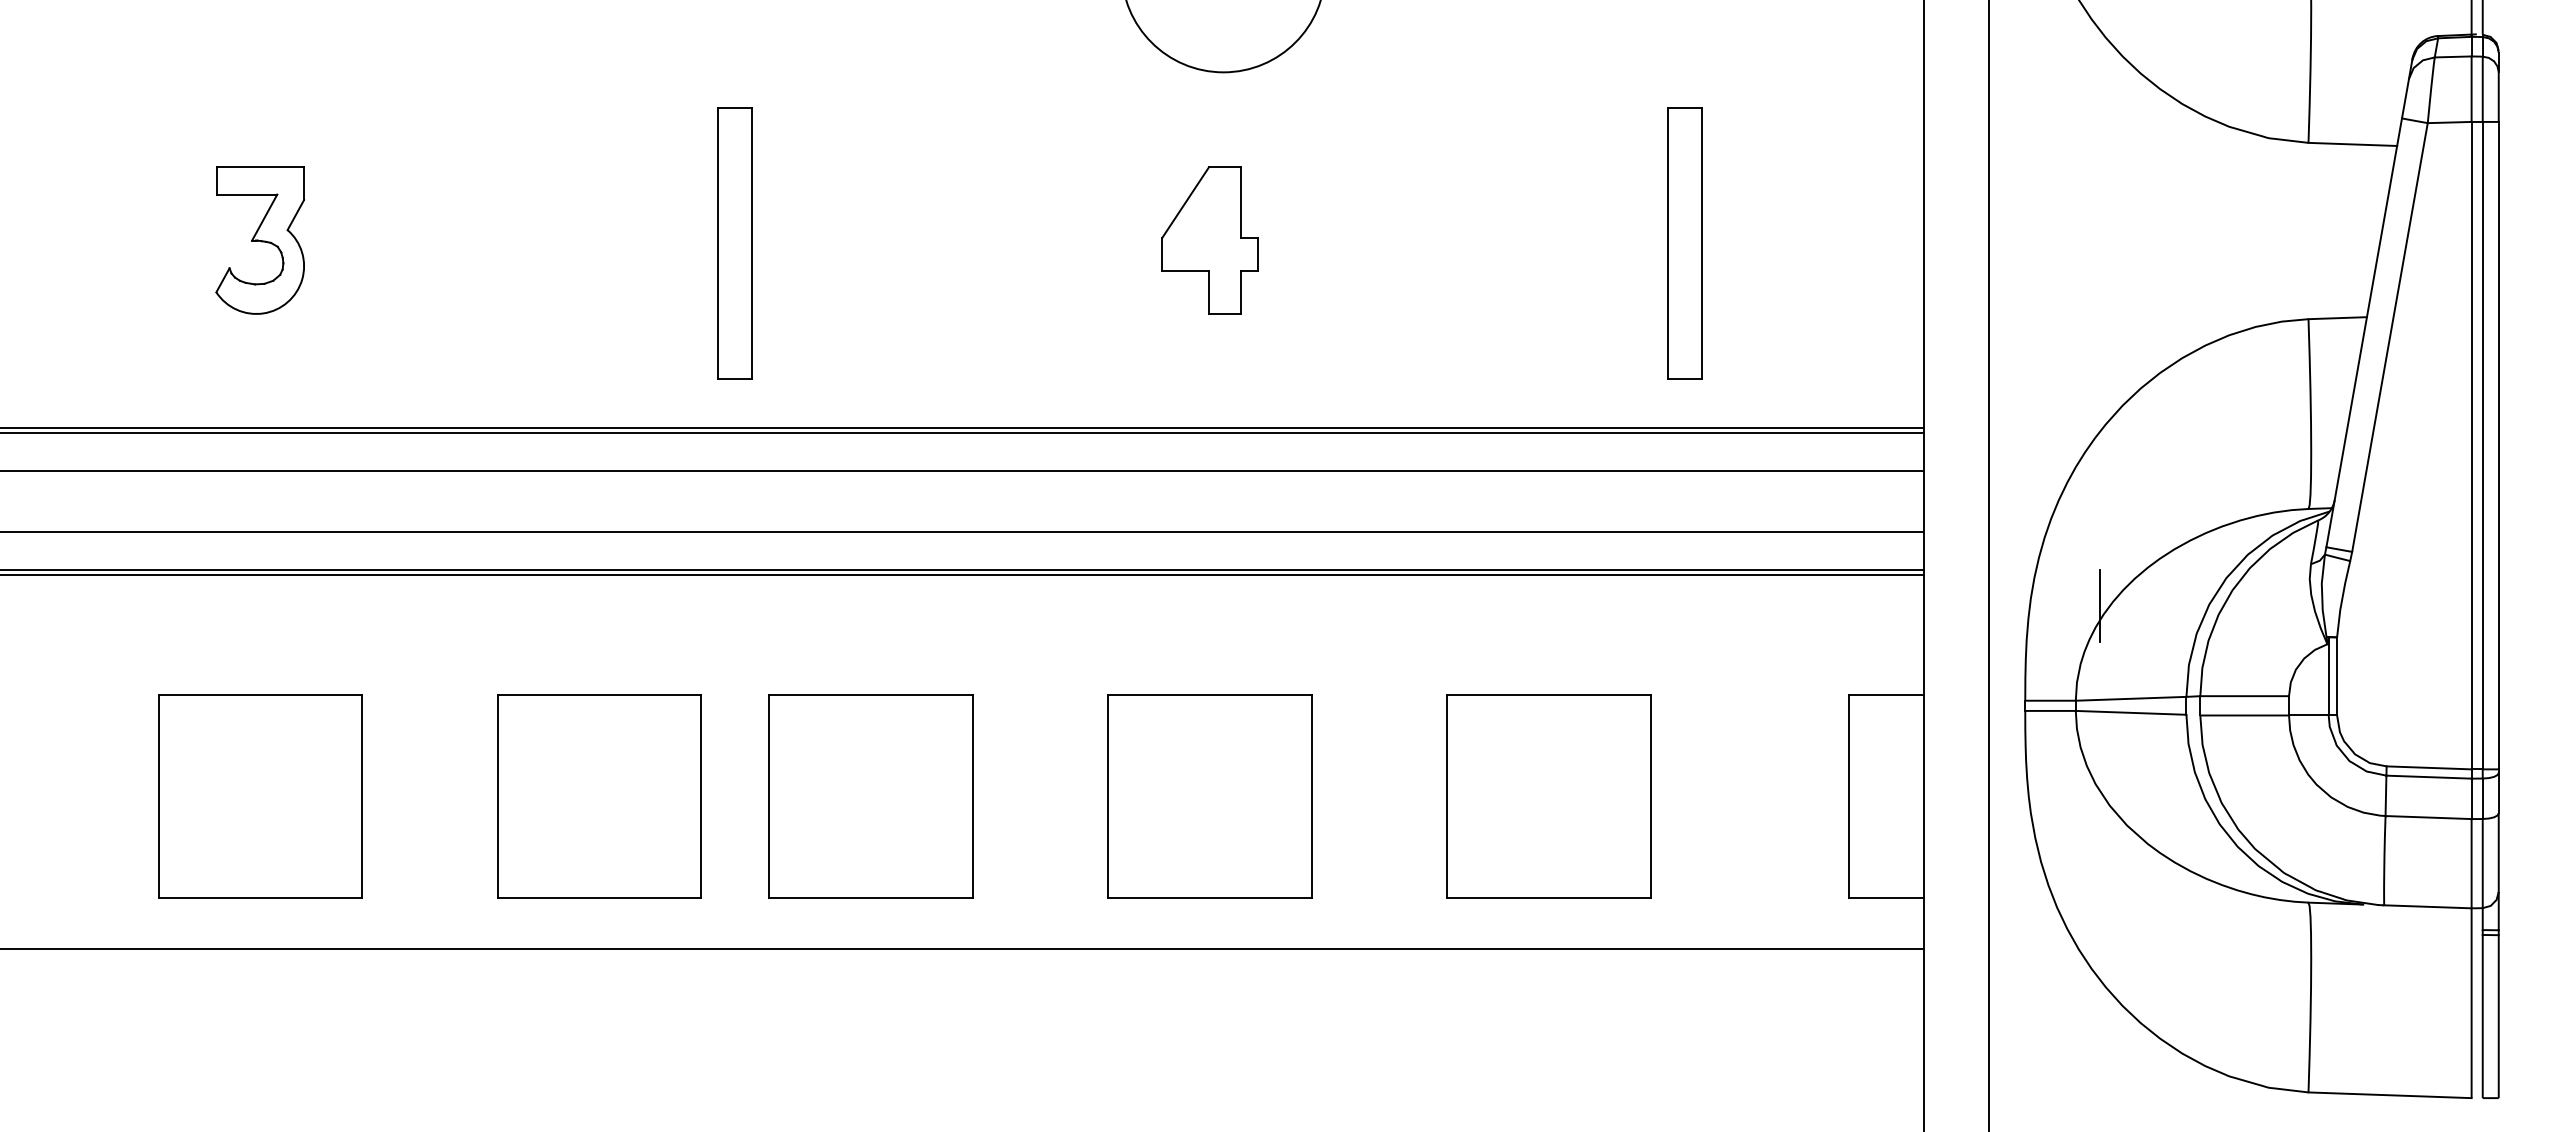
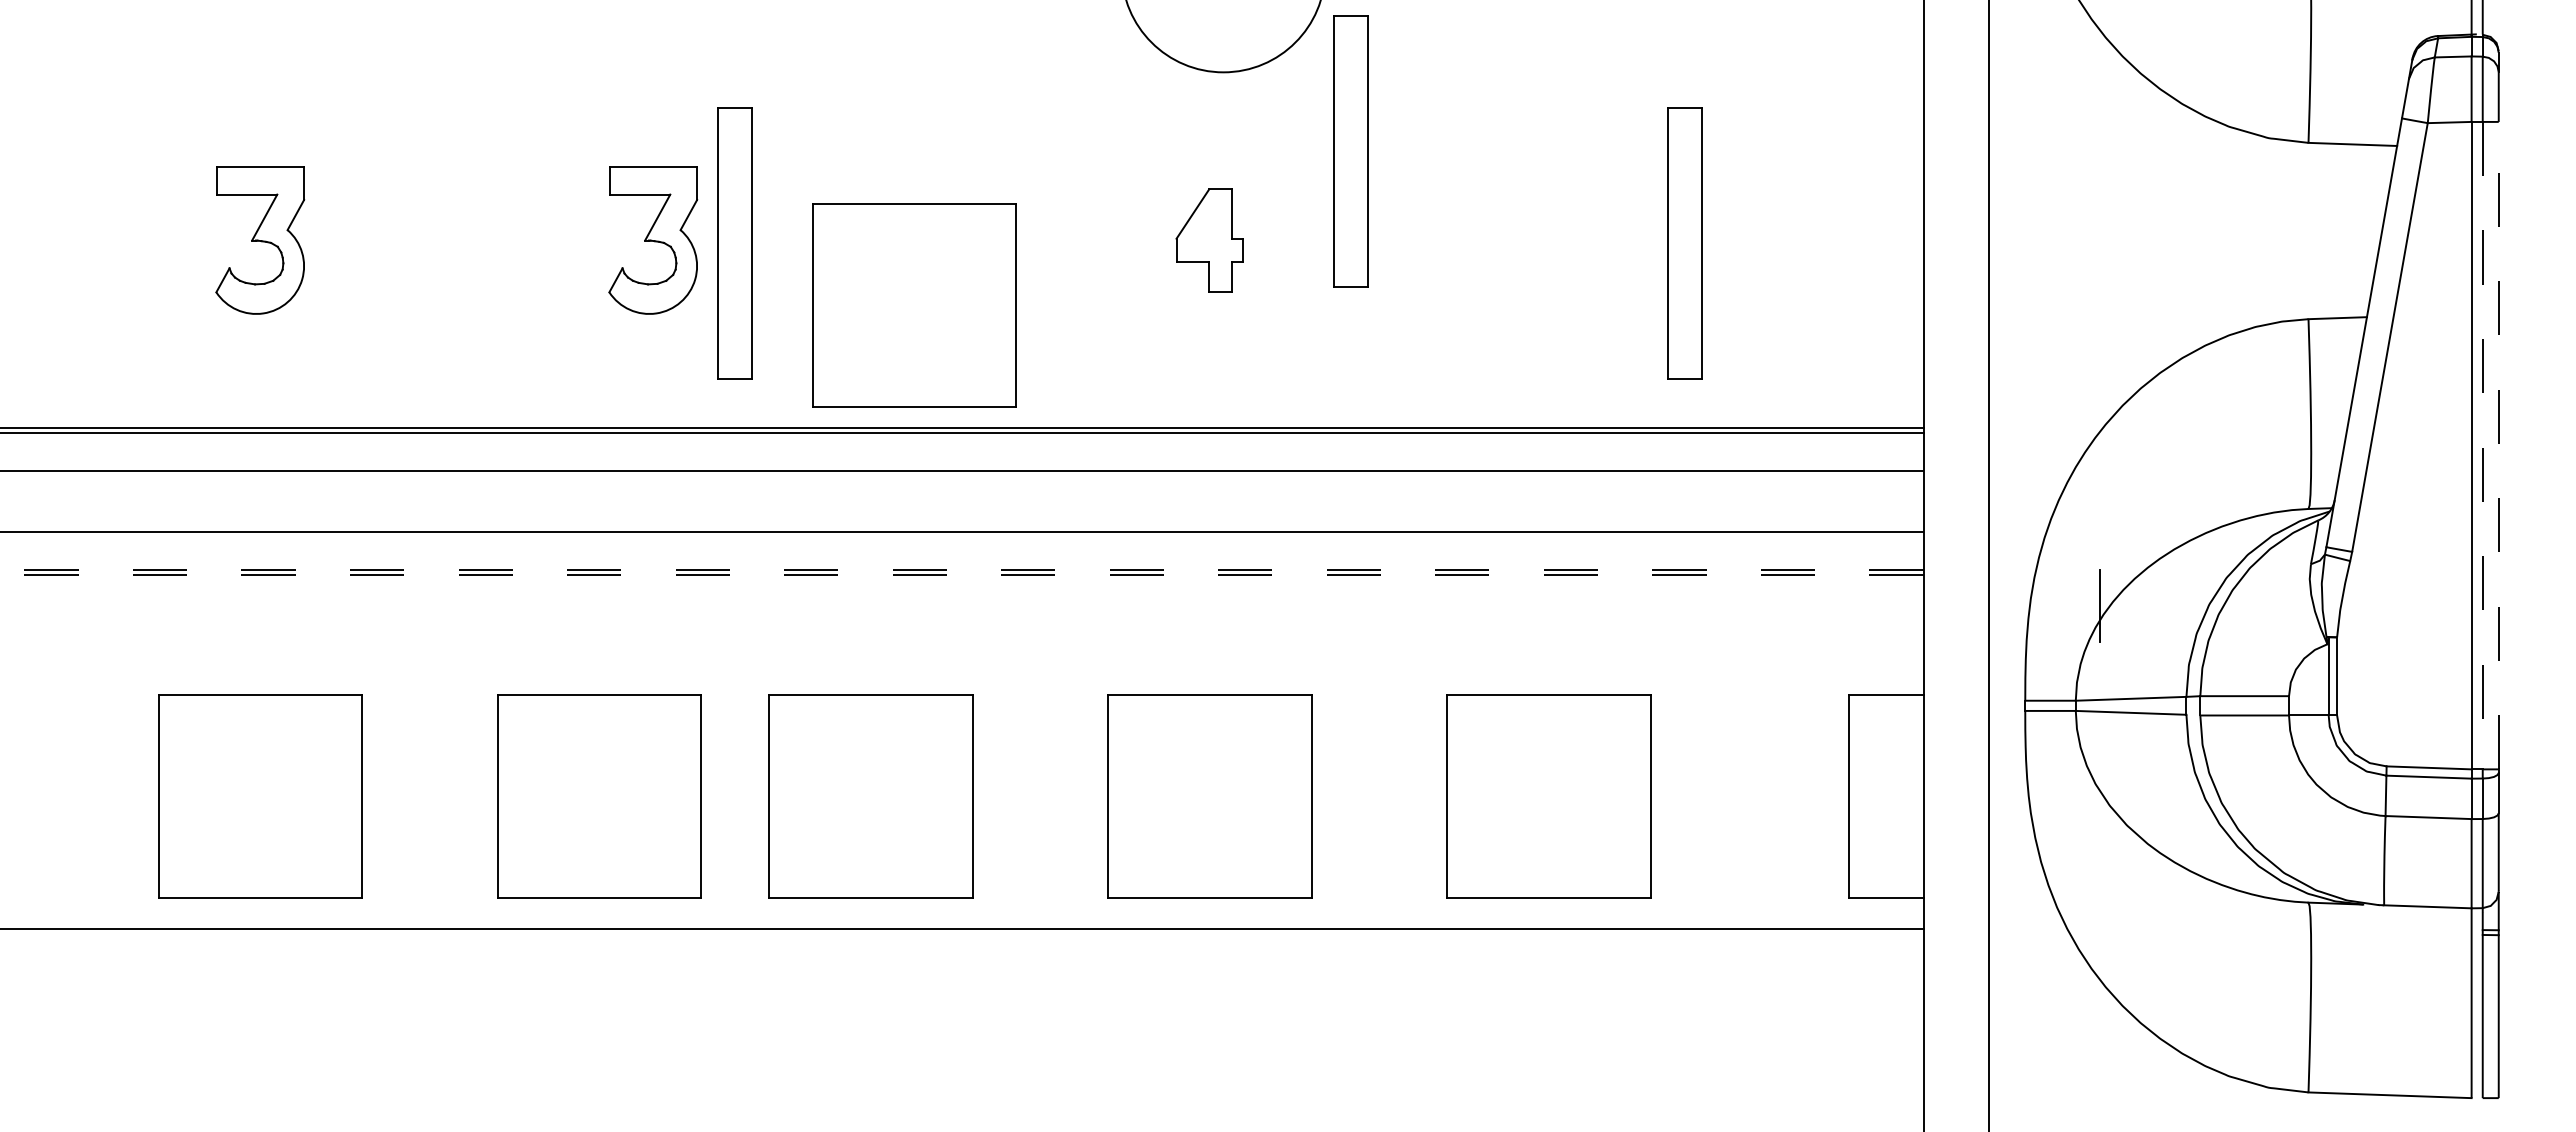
part: none -> present (1350, 151)
part: none -> present (653, 240)
part size: 98x149 px -> 69x105 px (1209, 240)
part: none -> present (914, 305)
line: solid -> dashed (2482, 445)
line: solid -> dashed (2498, 445)
line: solid -> dashed (961, 569)
line: solid -> dashed (961, 575)
line position: (962, 948) -> (962, 928) (962, 928)
